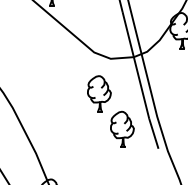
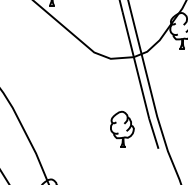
part: present -> none (99, 93)
